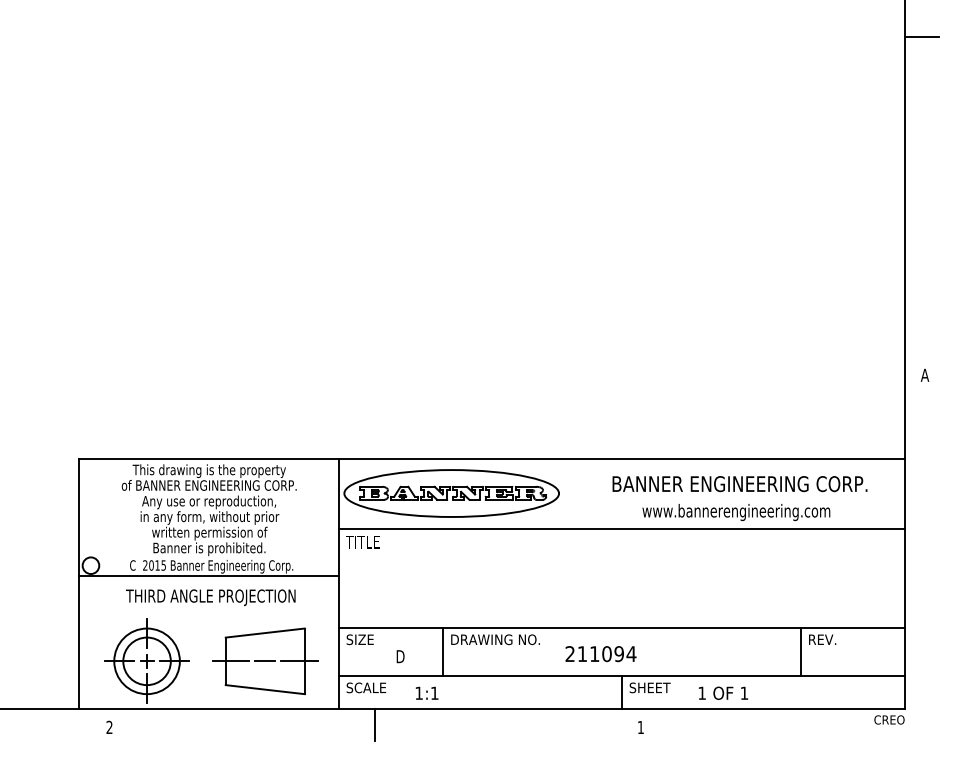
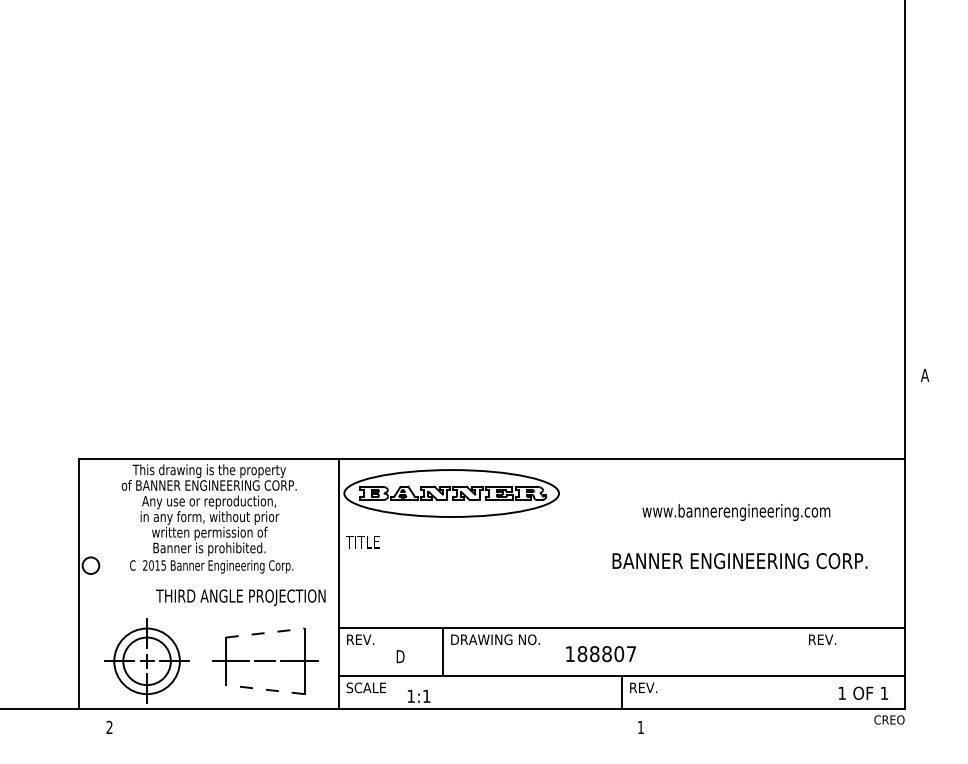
line: present -> none (922, 36)
text position: (739, 484) -> (739, 561) (739, 561)
line: present -> none (622, 529)
line: present -> none (209, 575)
text position: (210, 597) -> (240, 597) (240, 597)
line: solid -> dashed (265, 633)
text: SIZE -> REV. (360, 639)
line: present -> none (801, 652)
text: 211094 -> 188807 (600, 654)
text: SHEET -> REV. (649, 687)
line: solid -> dashed (265, 689)
text position: (426, 692) -> (418, 695) (418, 695)
text position: (723, 692) -> (863, 692) (863, 692)
line: present -> none (374, 724)
